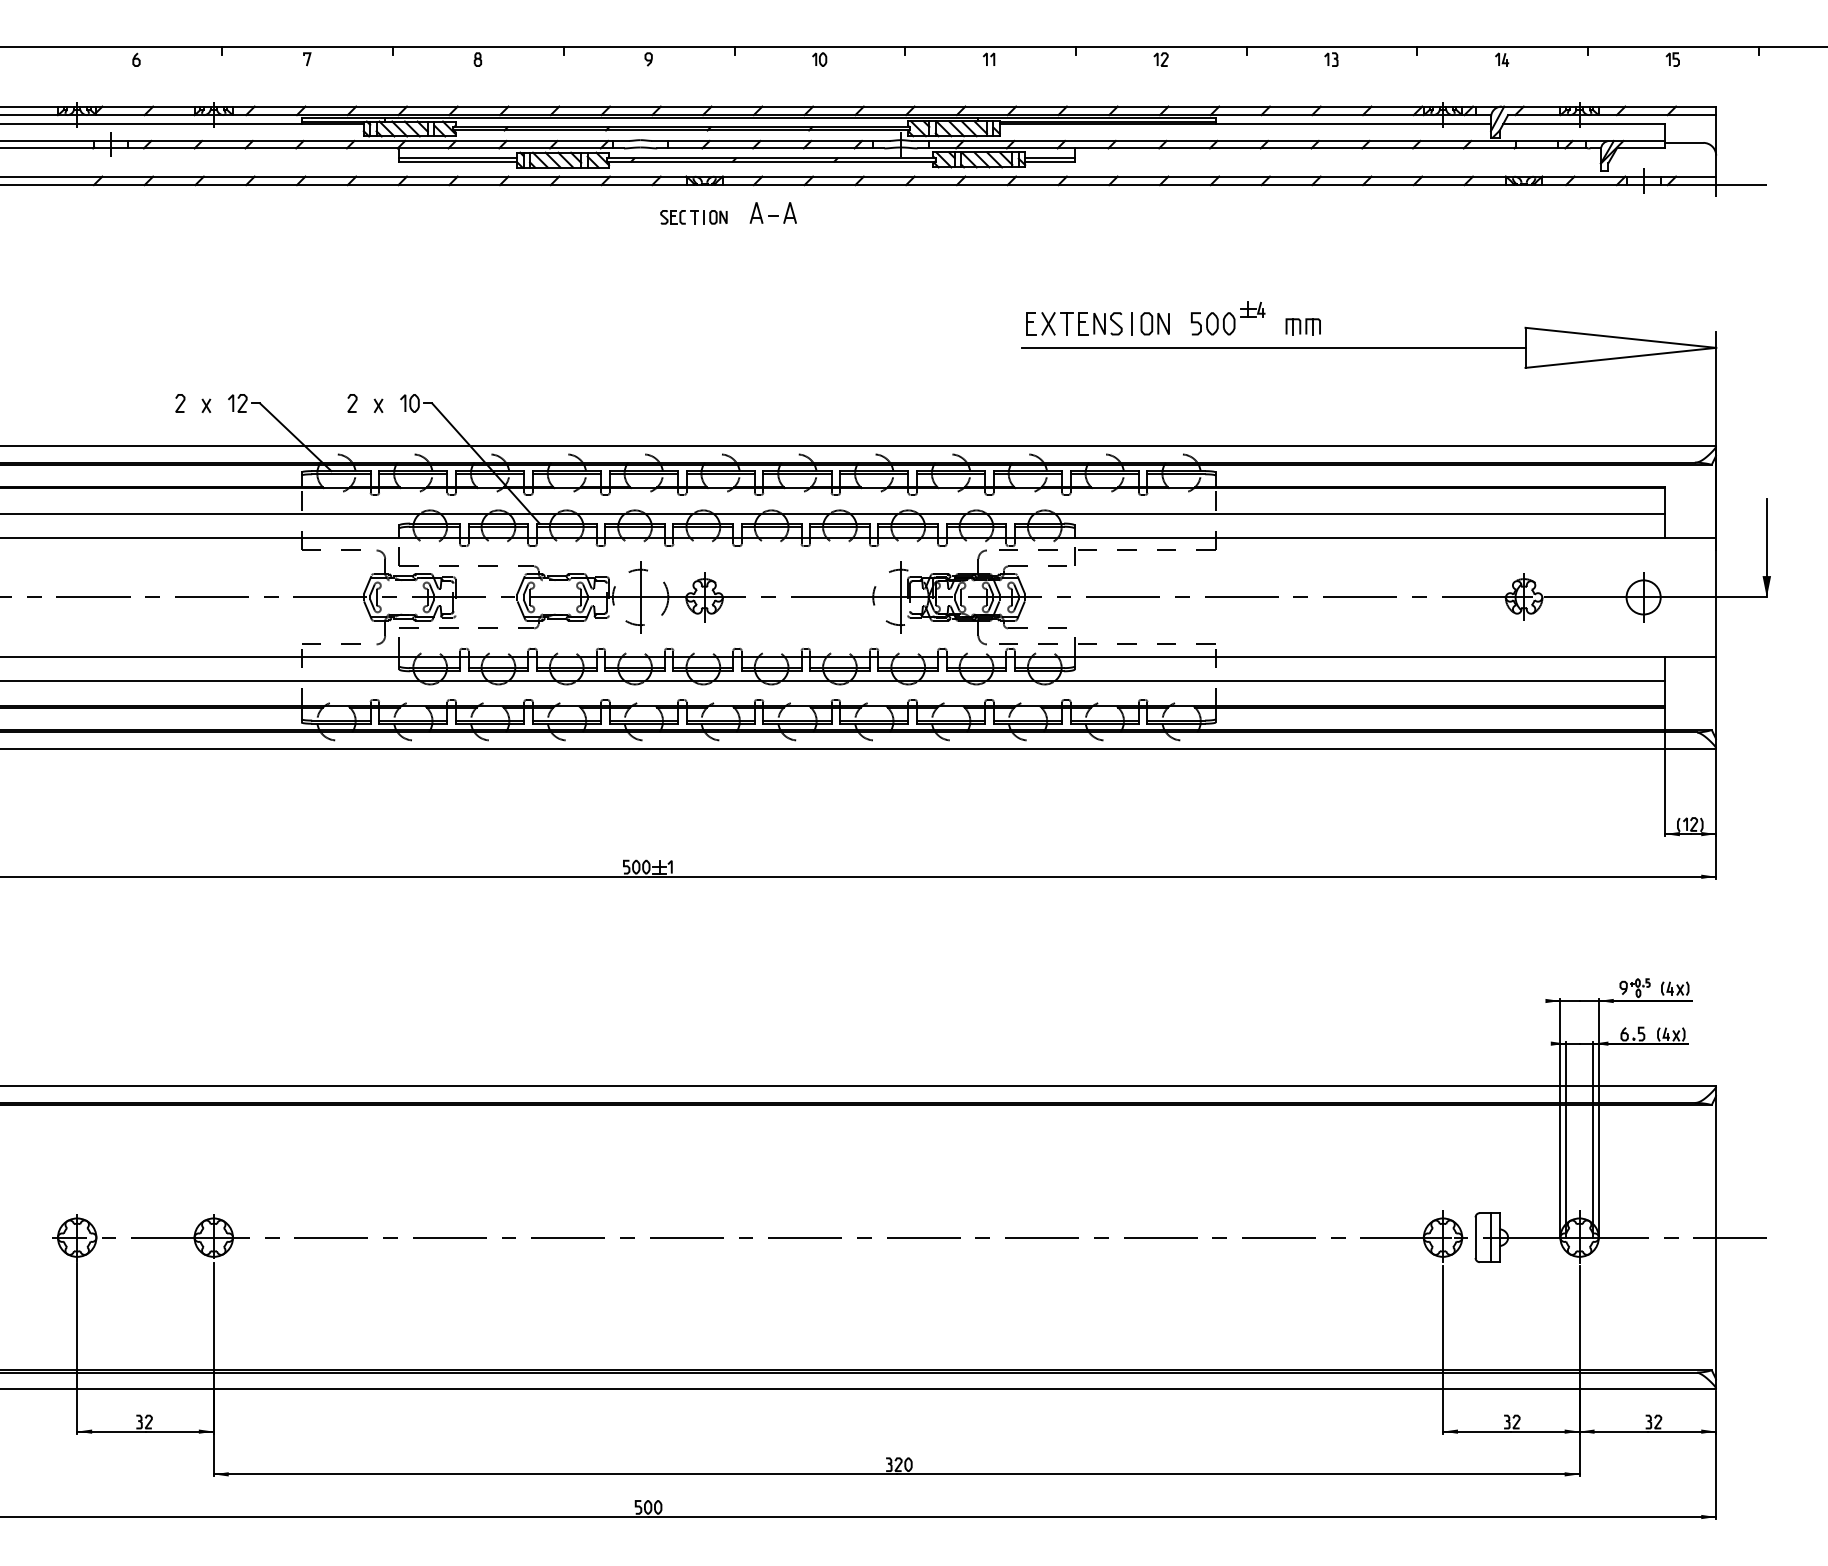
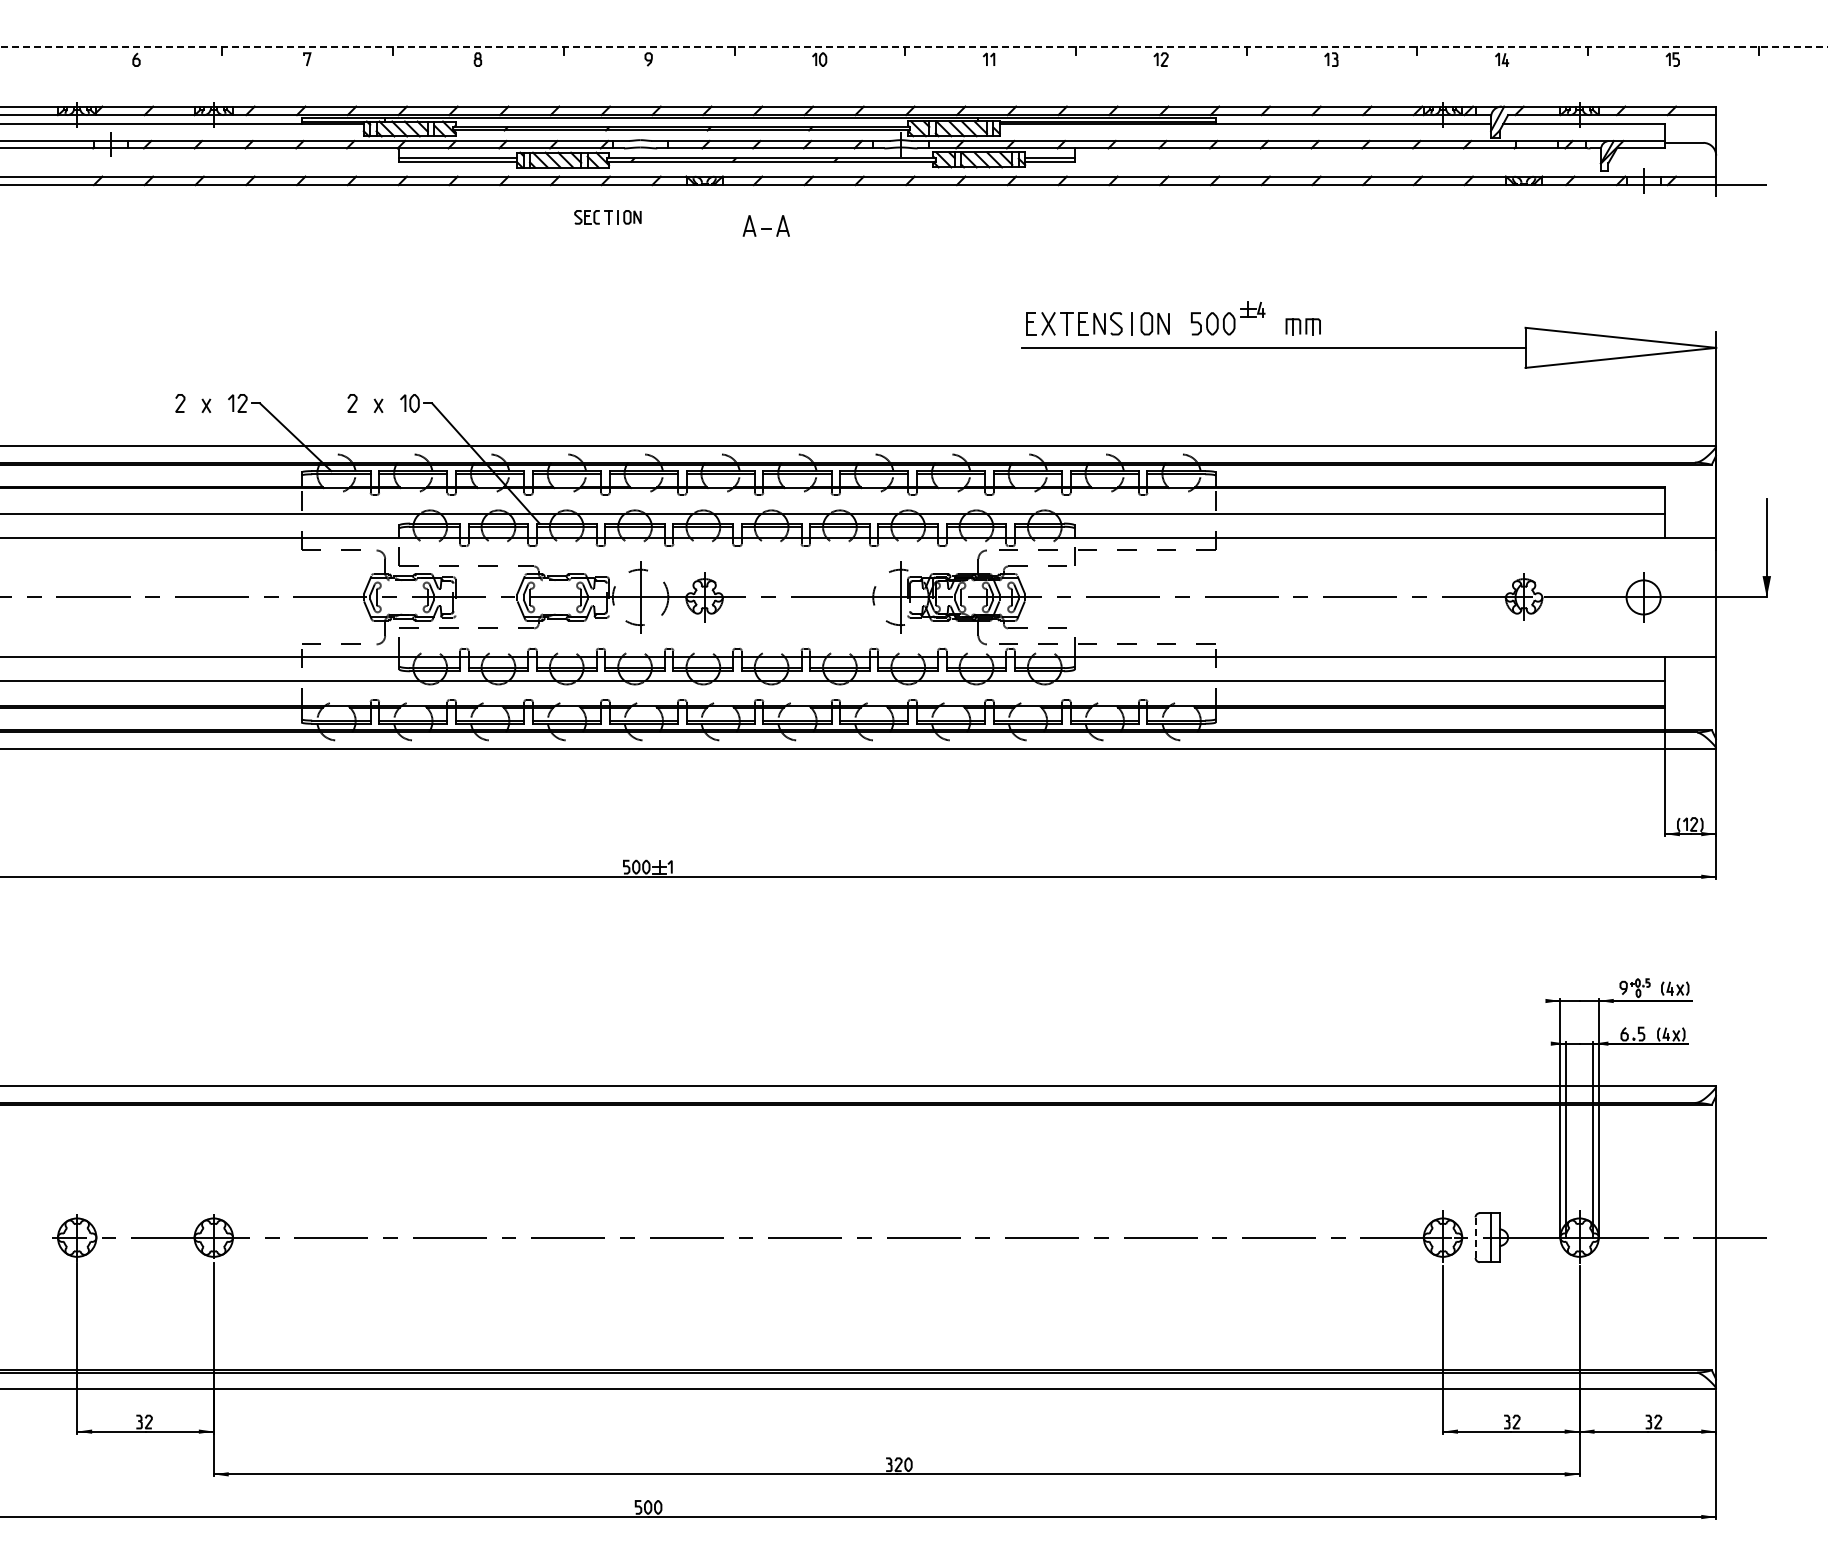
line: solid -> dashed (914, 46)
part position: (772, 212) -> (765, 225) (765, 225)
part position: (693, 217) -> (607, 217) (607, 217)
line: solid -> dashed (1475, 1237)
